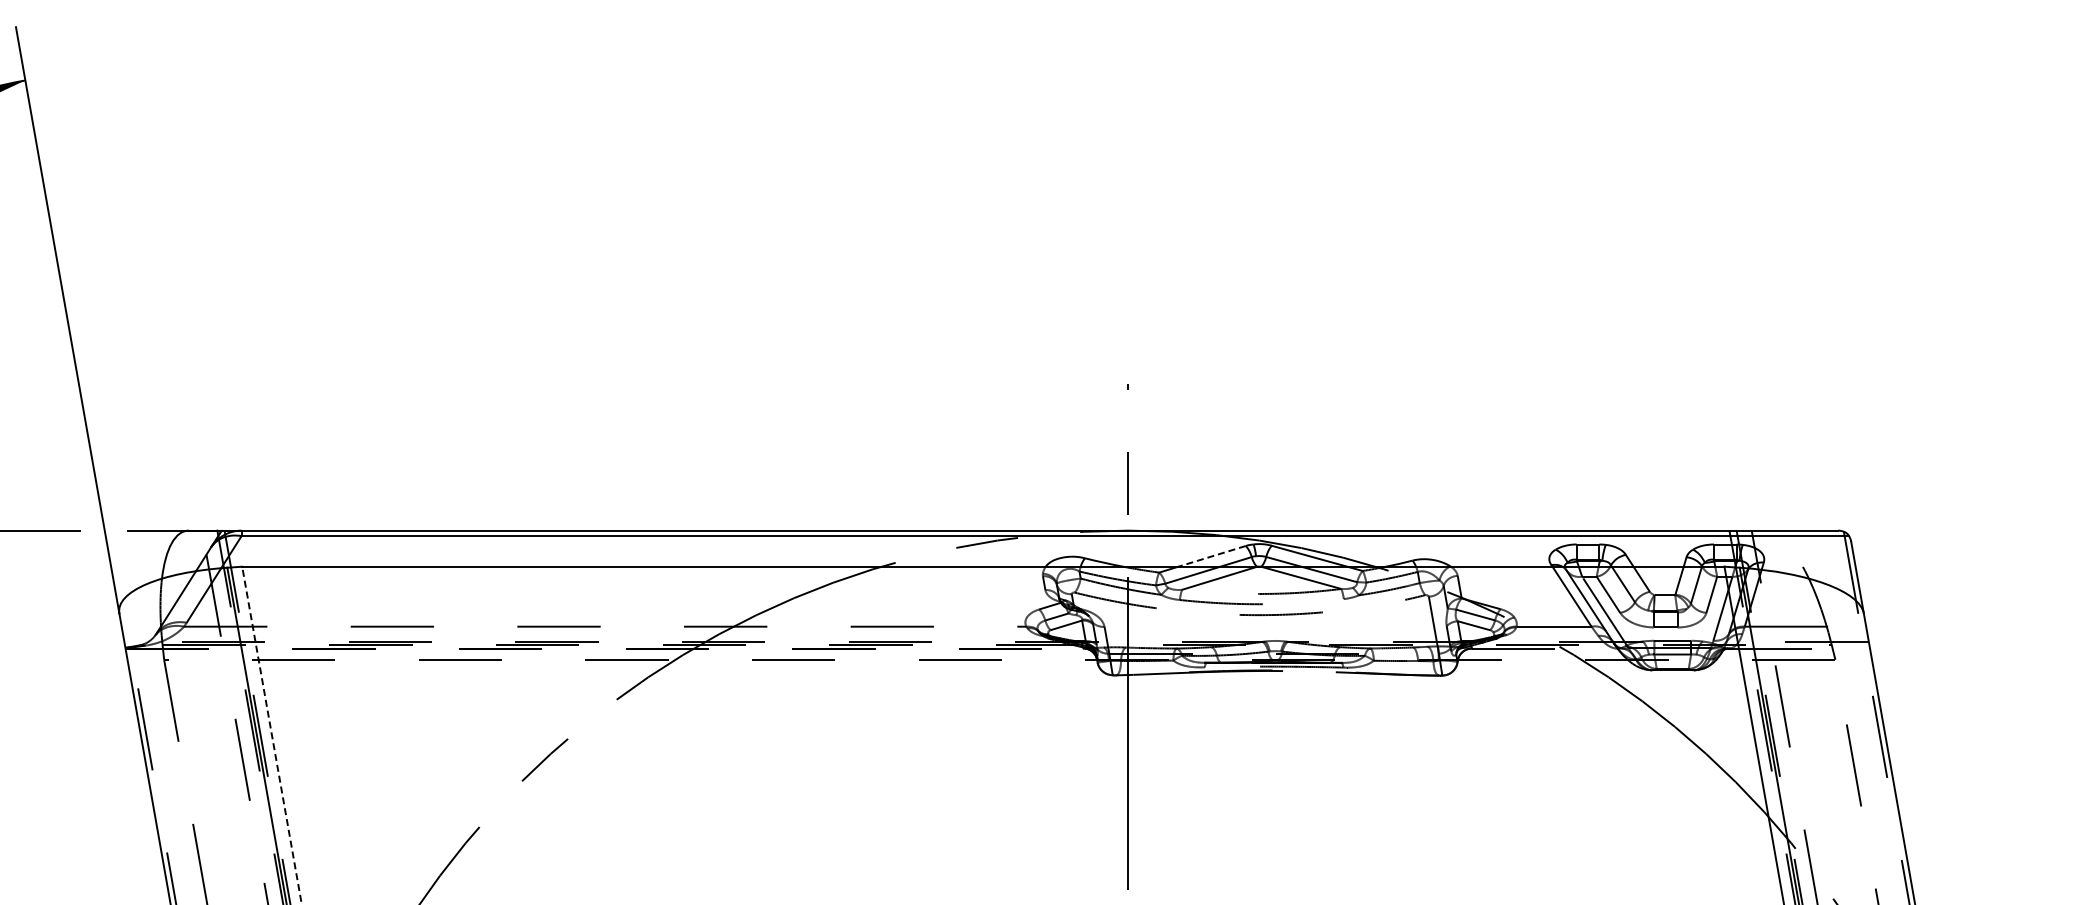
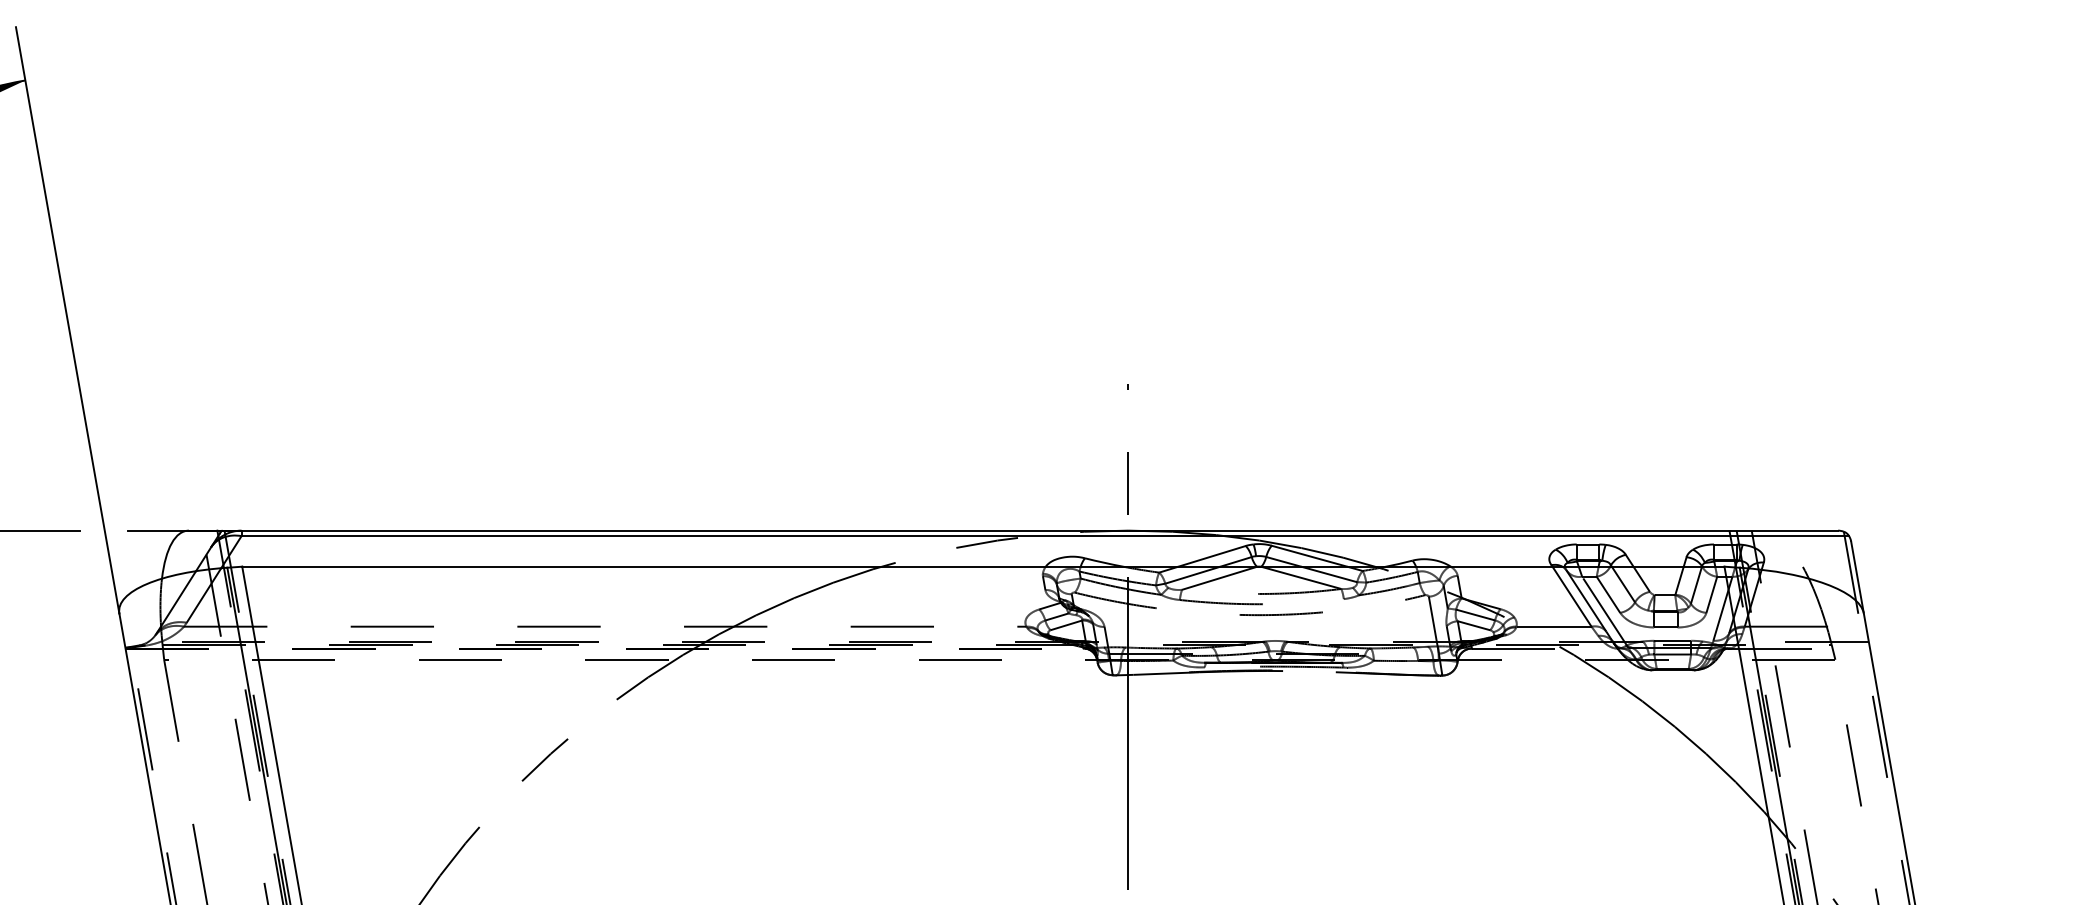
line: dashed -> solid (1211, 556)
line: dashed -> solid (271, 735)
